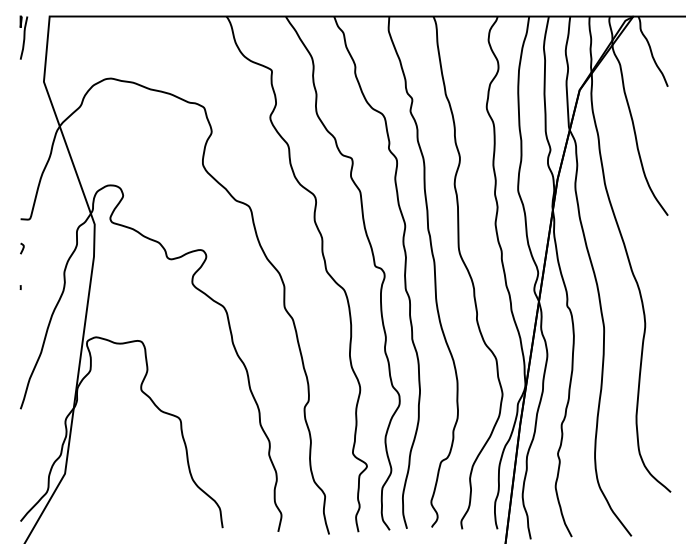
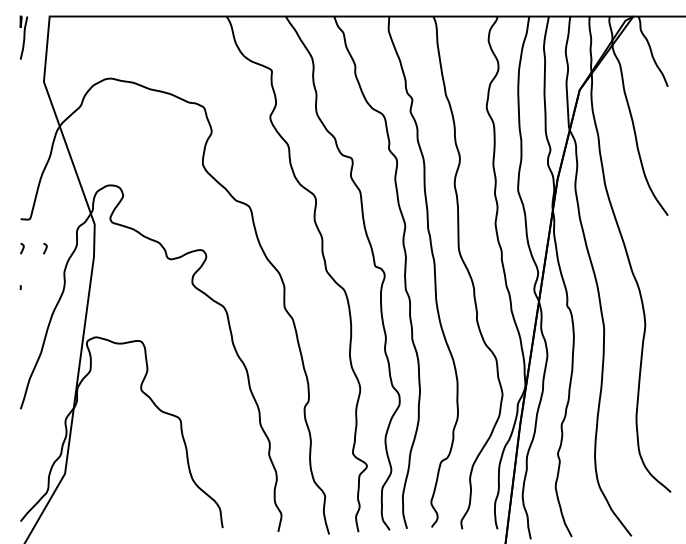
curve: none -> present (45, 248)
